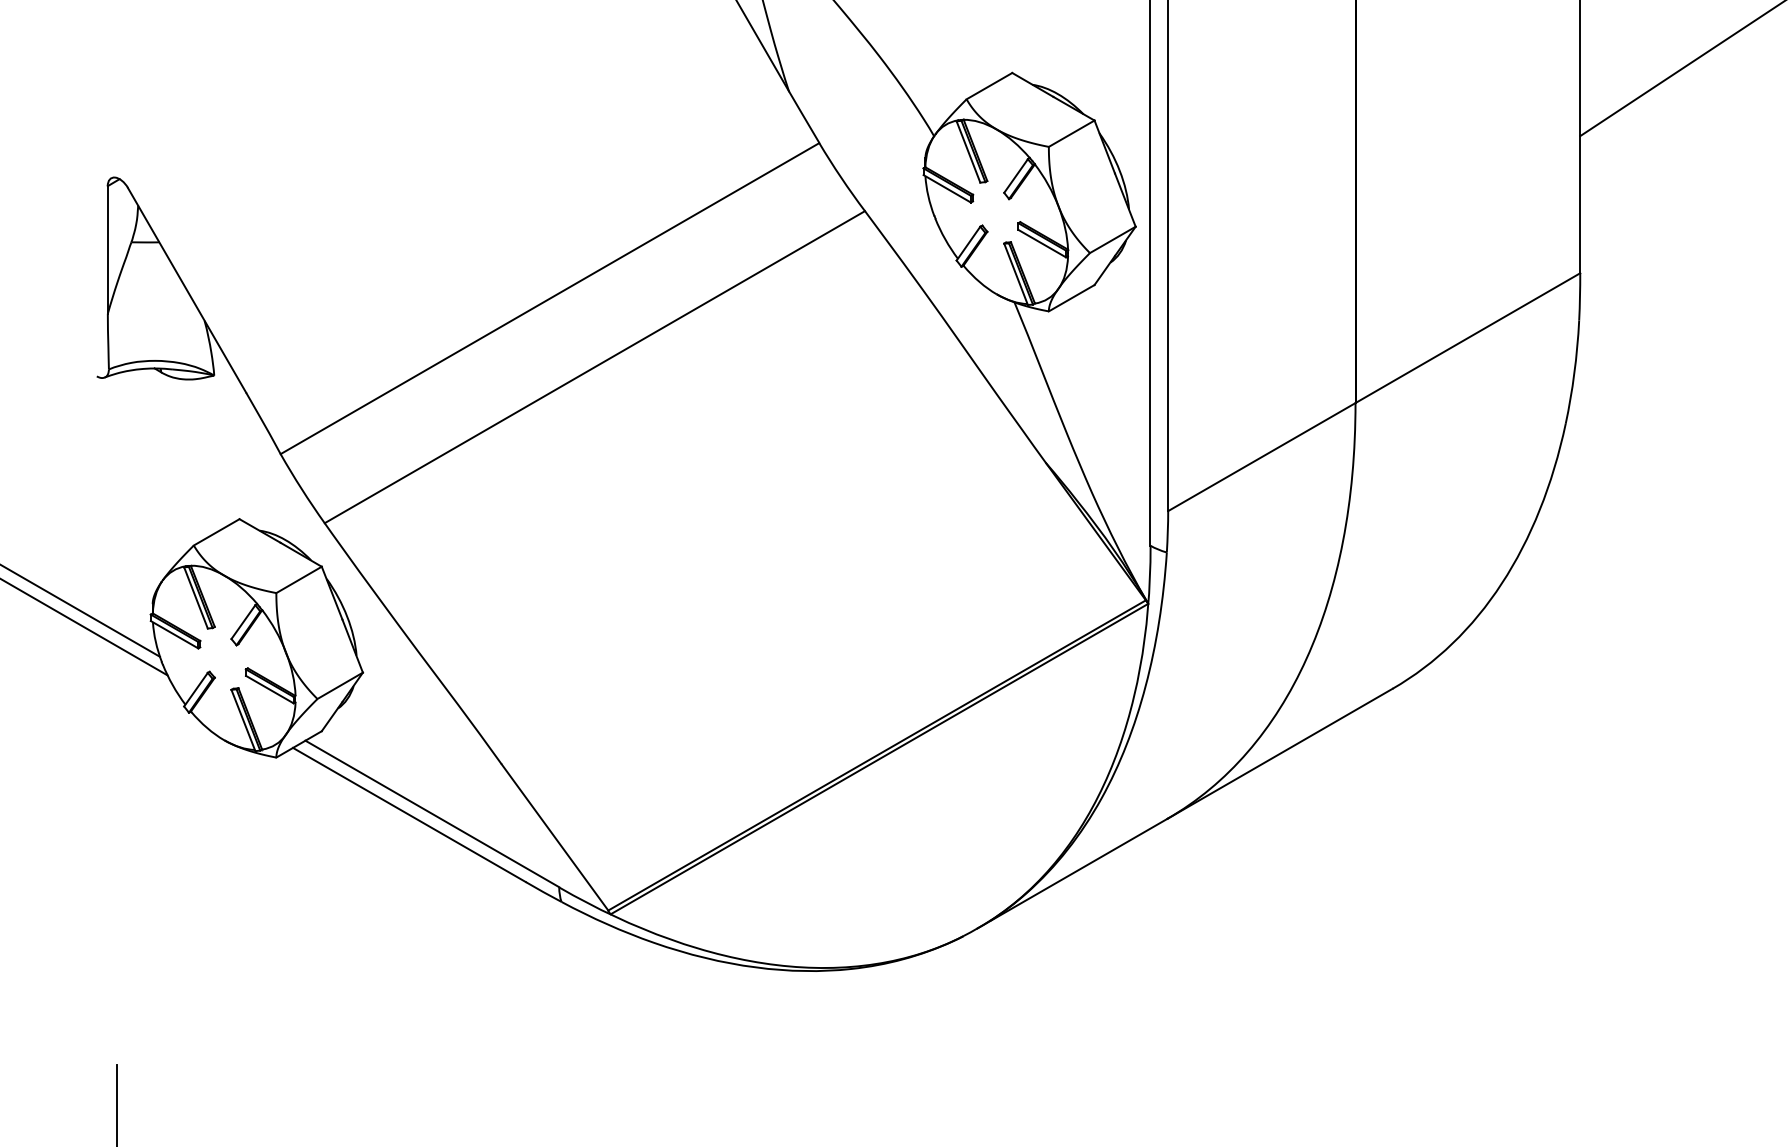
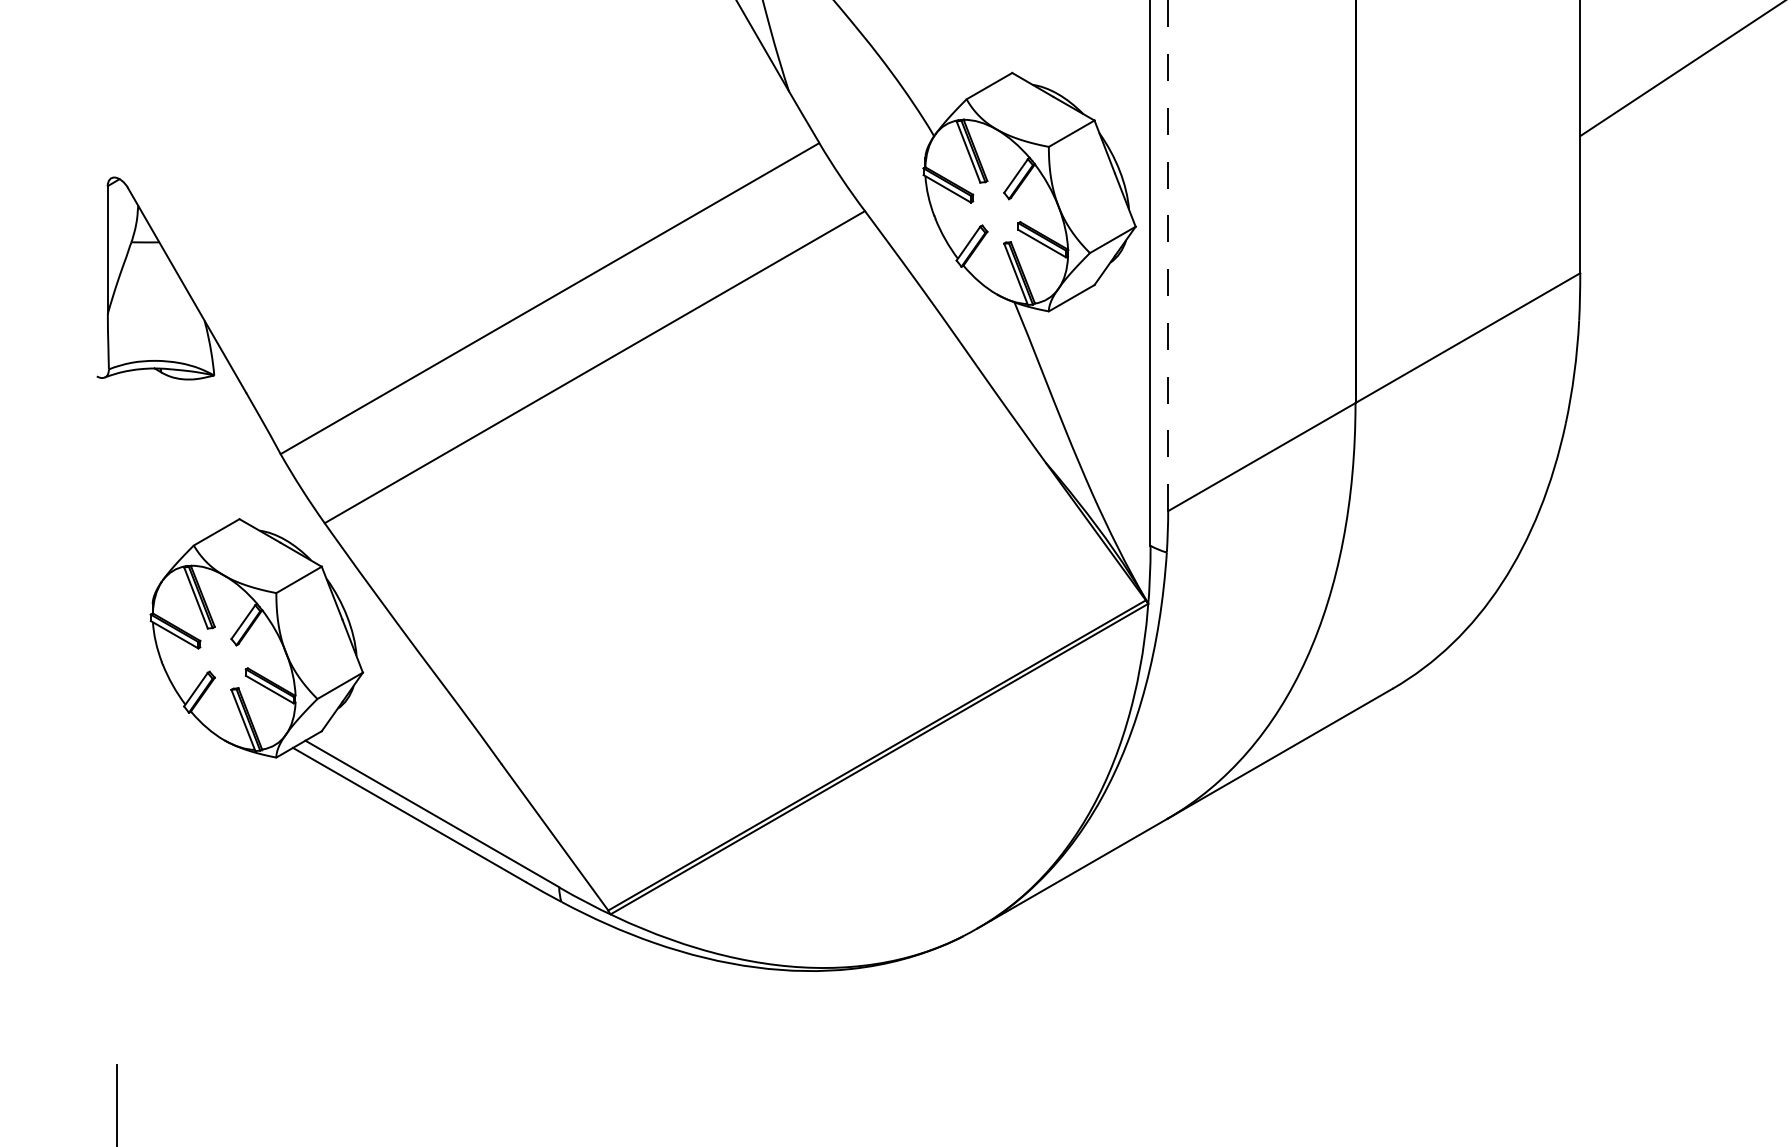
line: solid -> dashed (1168, 255)
line: present -> none (80, 610)
line: present -> none (84, 627)
